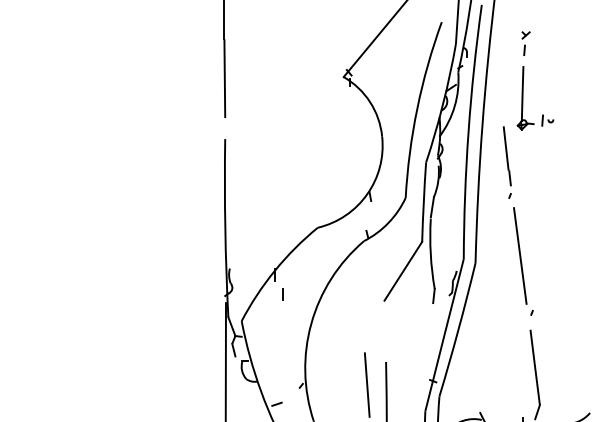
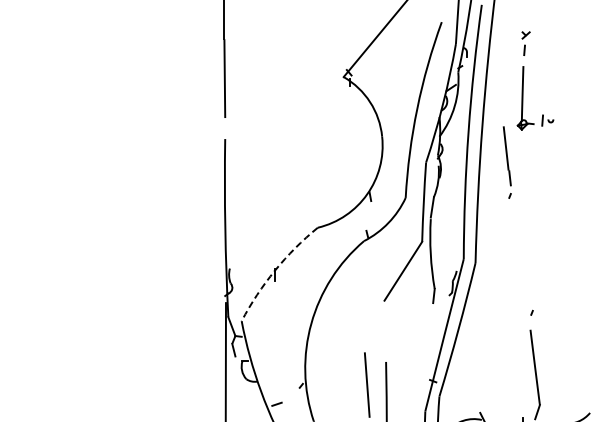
line: present -> none (520, 255)
arc: solid -> dashed (275, 270)
line: present -> none (282, 294)
